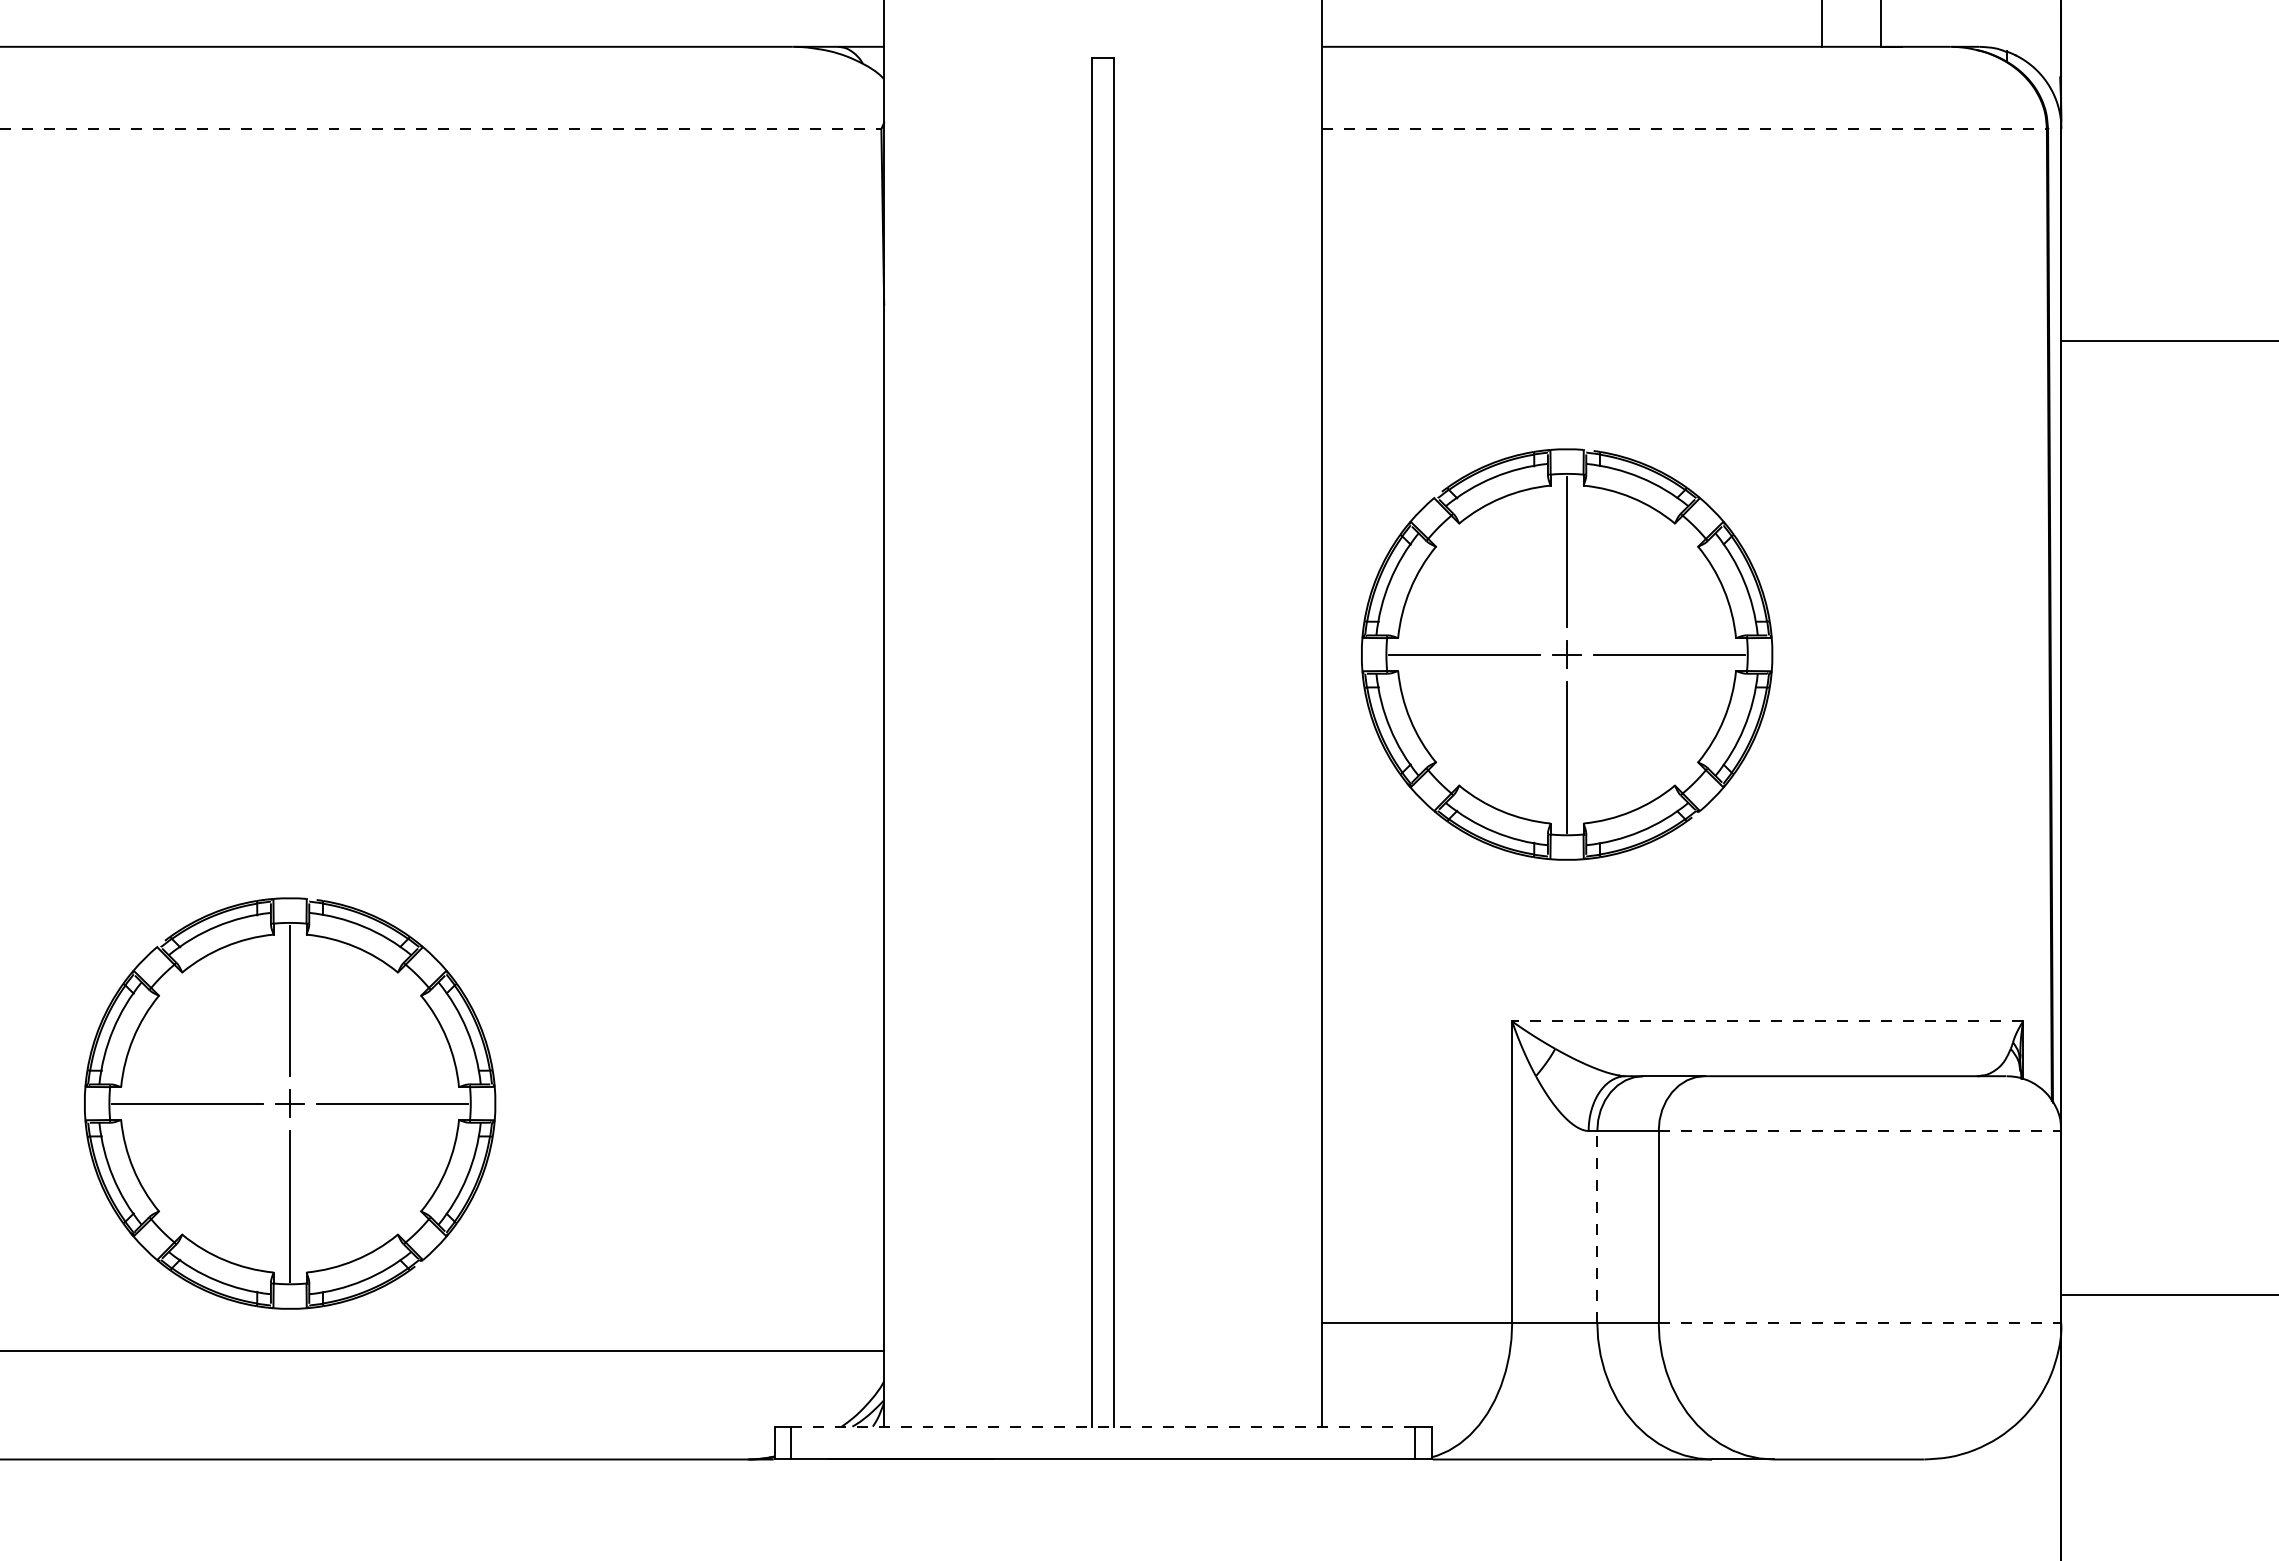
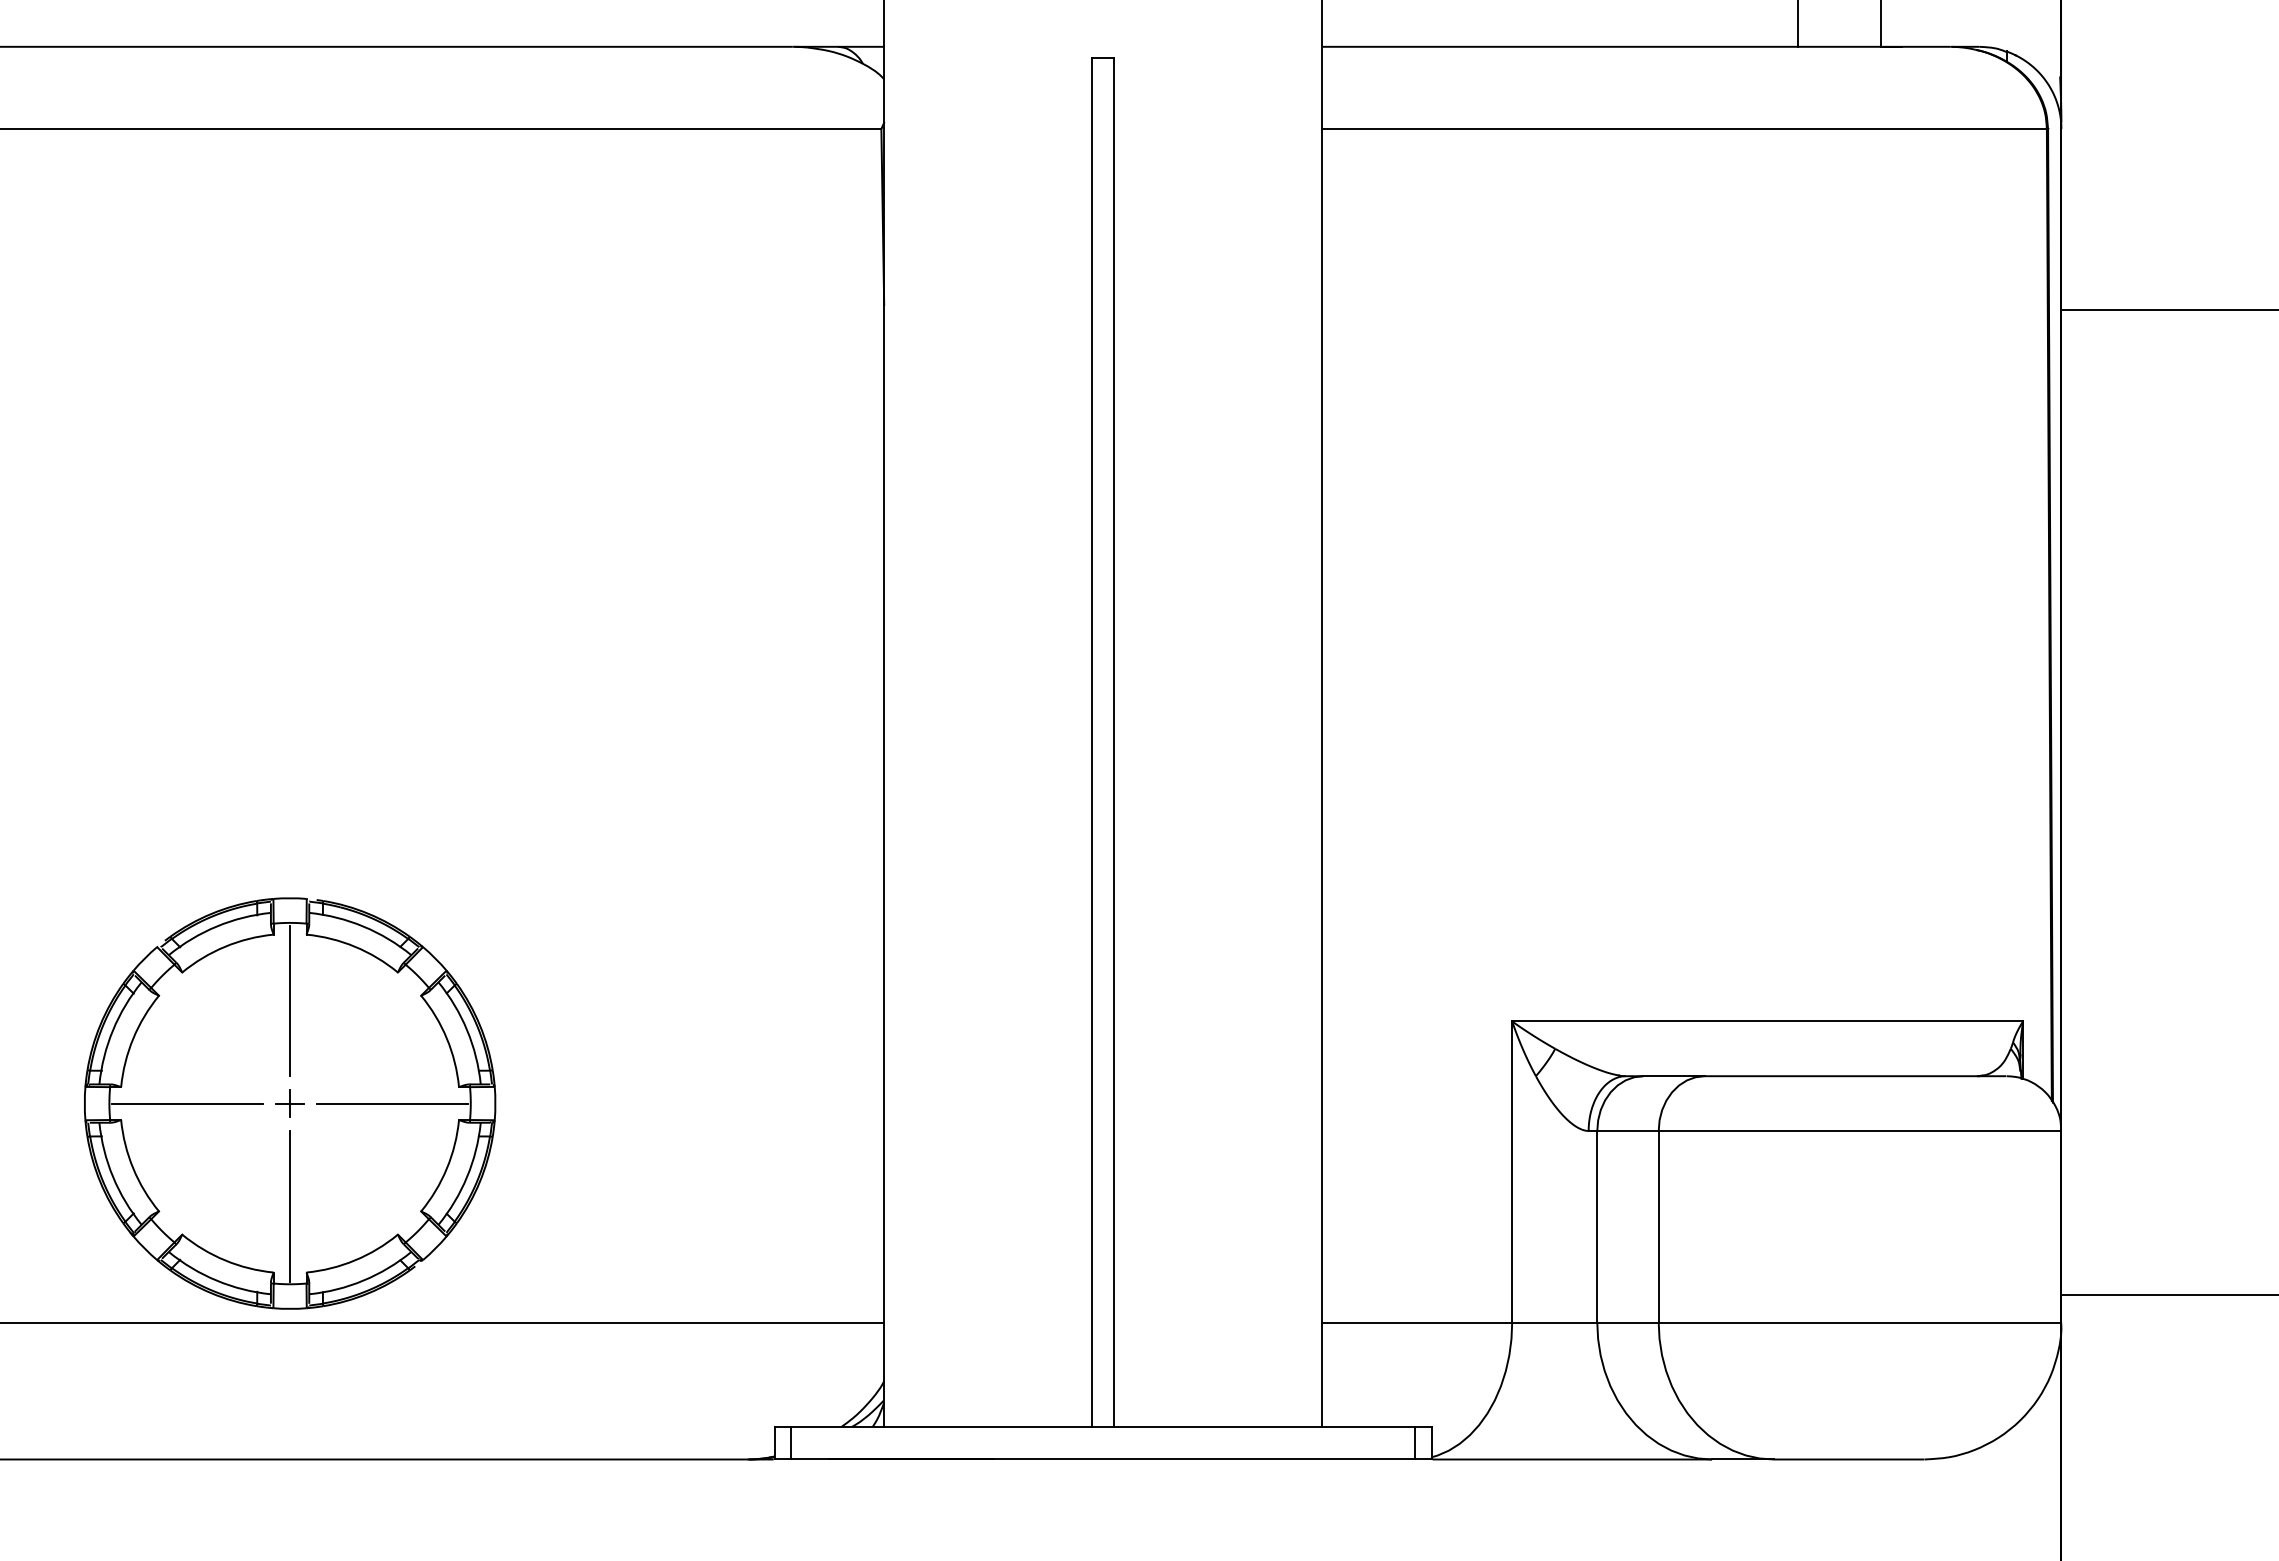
line position: (1821, 24) -> (1797, 24) (1797, 24)
line: dashed -> solid (441, 128)
line: dashed -> solid (1685, 128)
line position: (2168, 340) -> (2168, 309) (2168, 309)
part: present -> none (1567, 654)
line: dashed -> solid (1767, 1021)
line: dashed -> solid (1860, 1130)
line: dashed -> solid (1597, 1226)
line: dashed -> solid (1860, 1322)
line position: (443, 1350) -> (443, 1322) (443, 1322)
line: dashed -> solid (1102, 1426)
